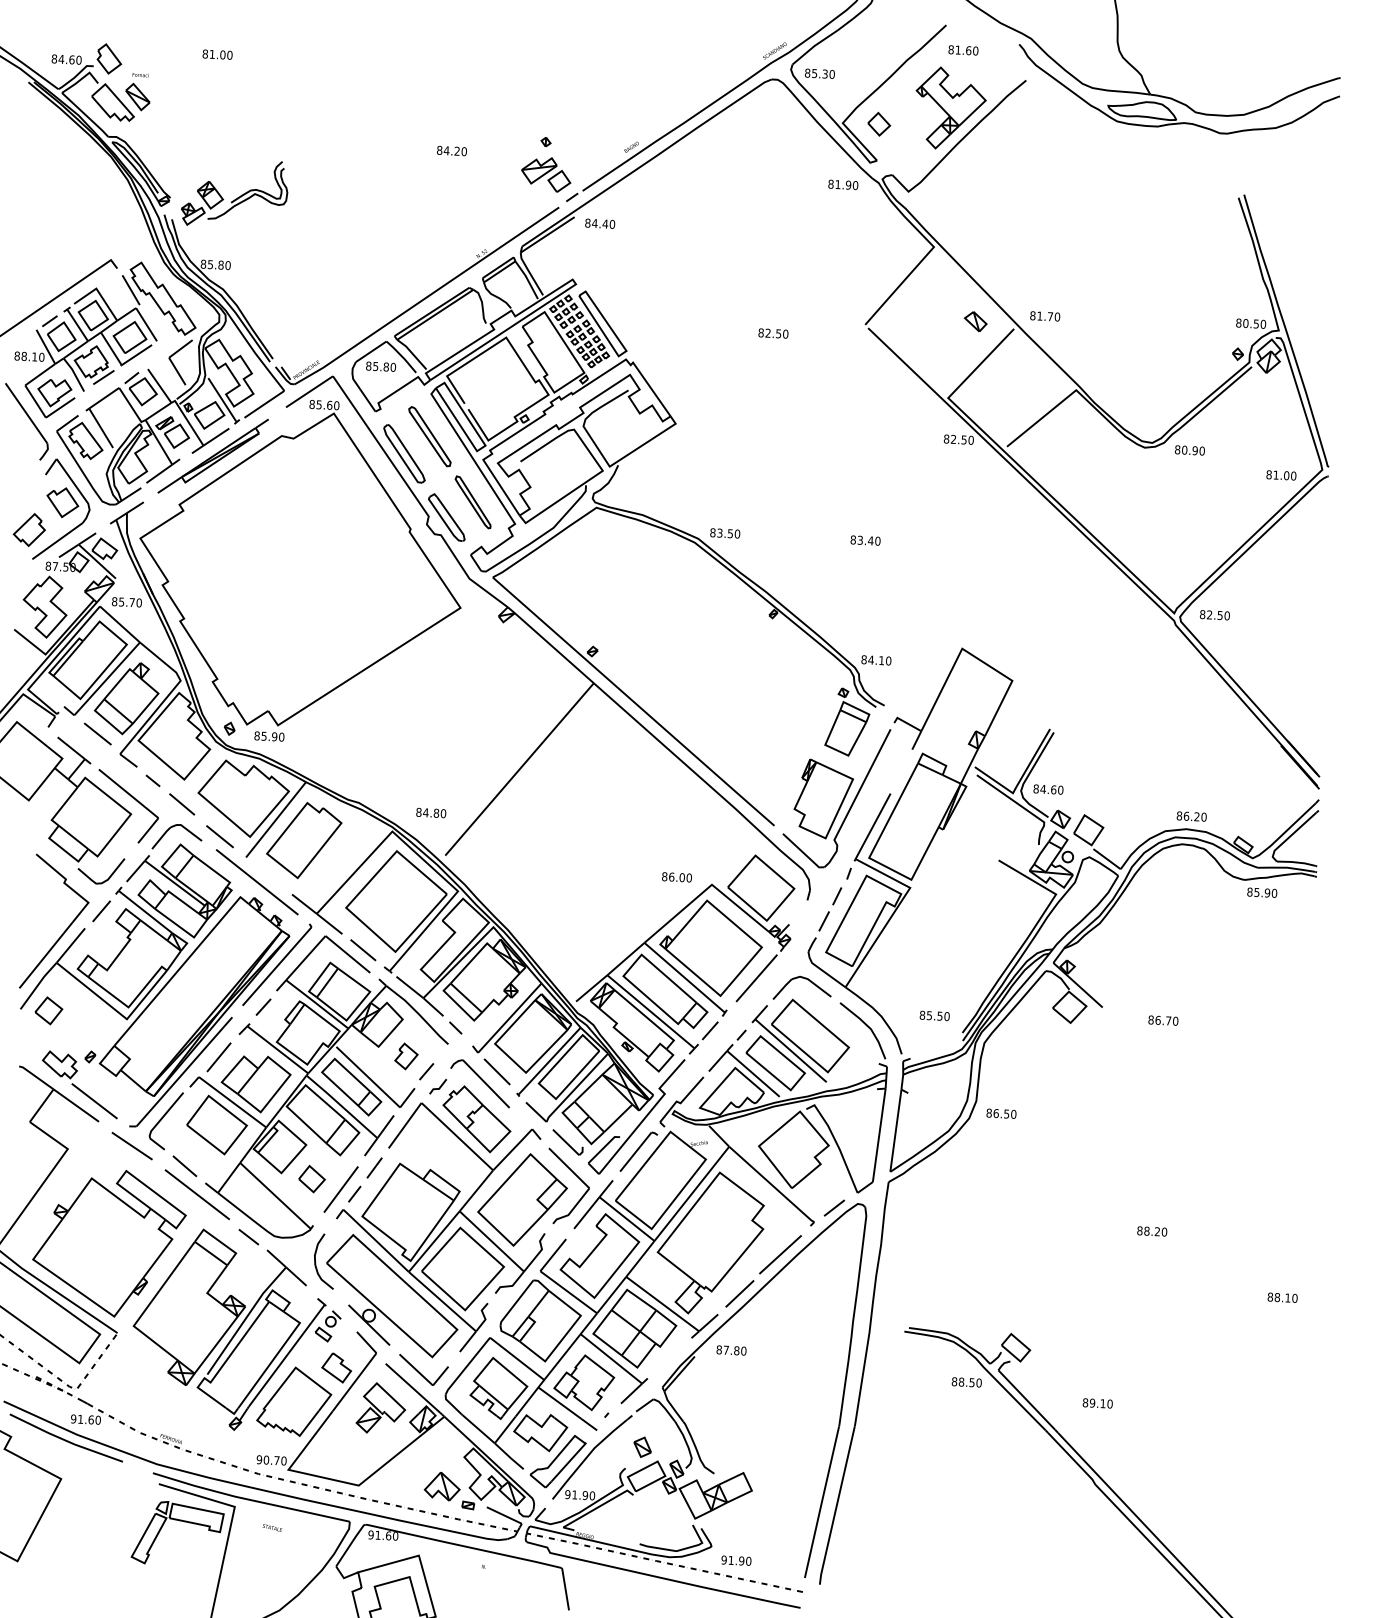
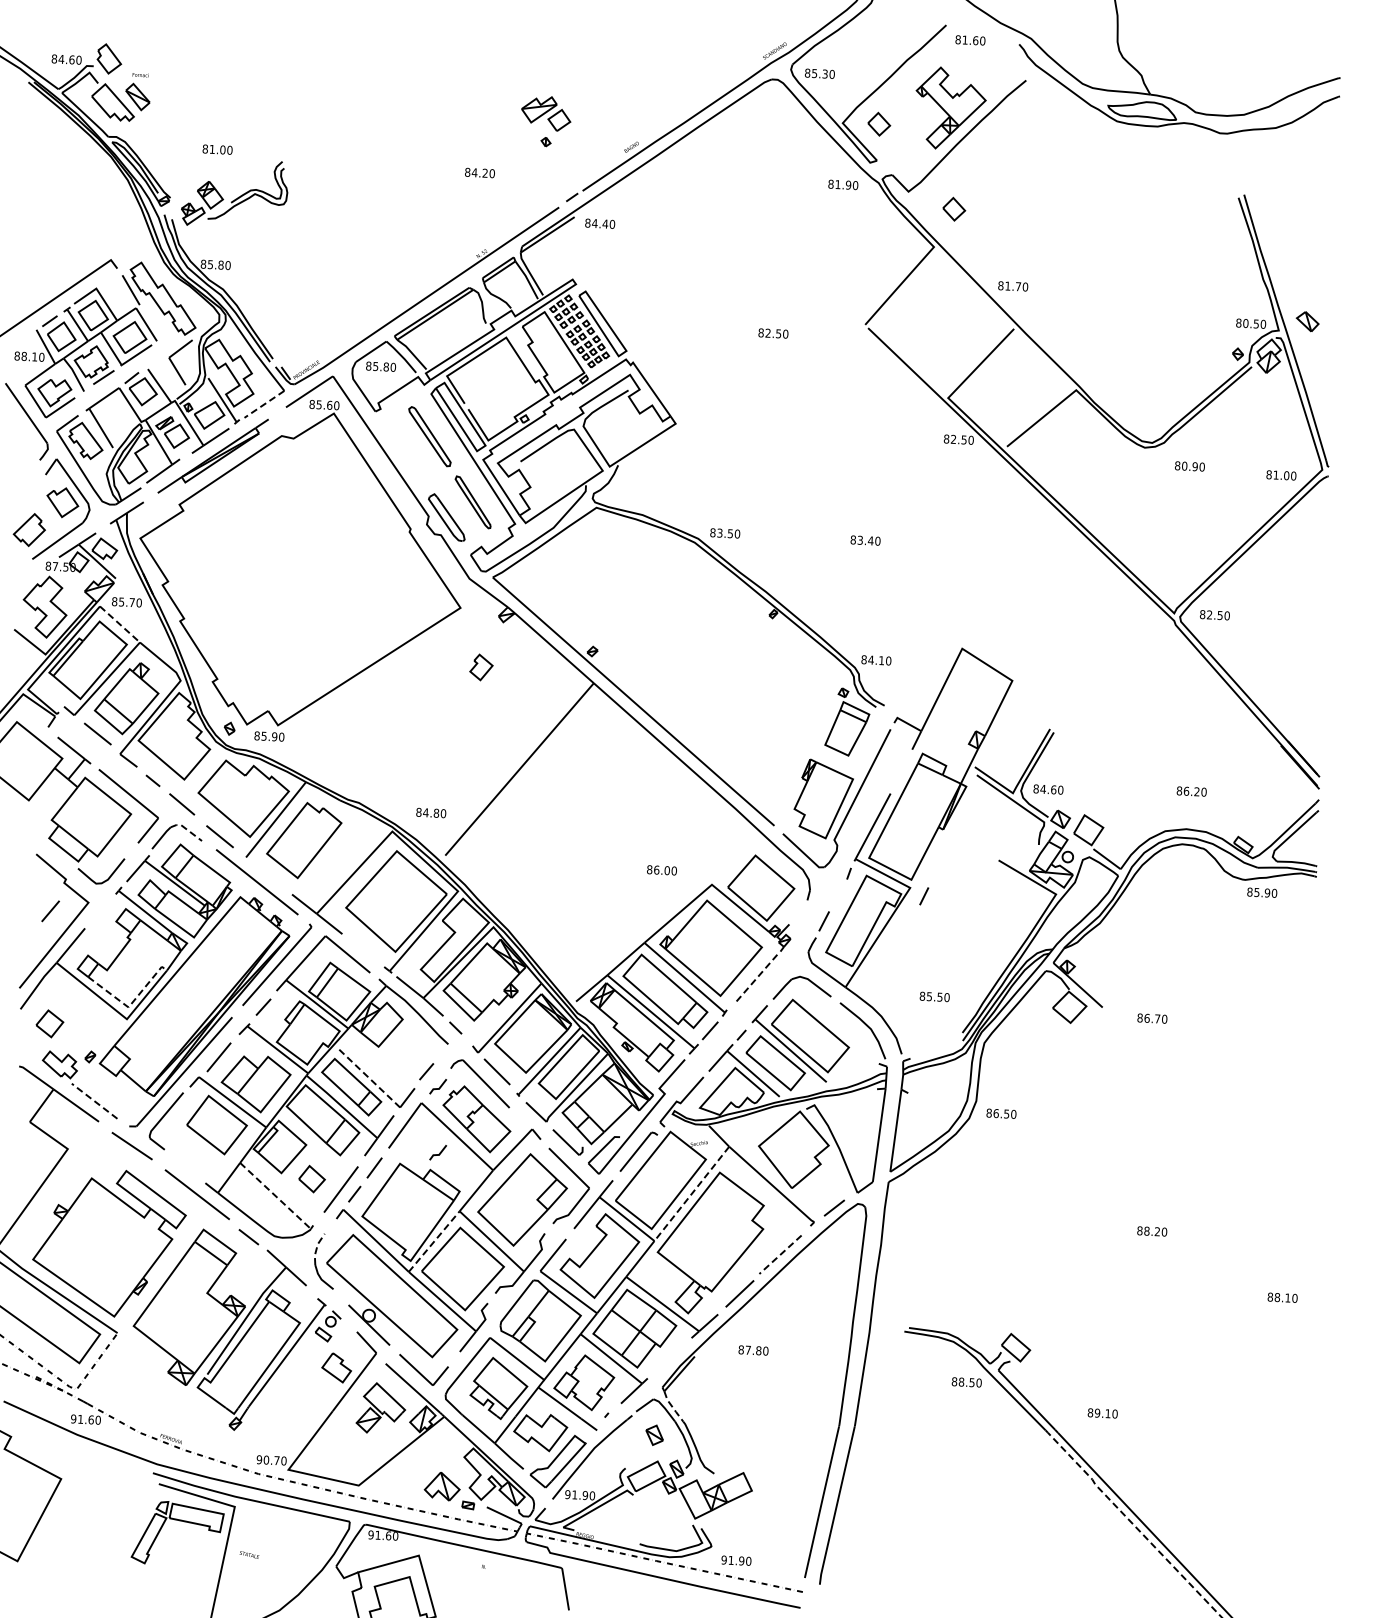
text position: (963, 50) -> (970, 40) (970, 40)
text position: (217, 54) -> (217, 149) (217, 149)
text position: (451, 150) -> (479, 172) (479, 172)
part position: (546, 174) -> (546, 113) (546, 113)
part: none -> present (954, 208)
text position: (1045, 316) -> (1013, 286) (1013, 286)
part position: (975, 321) -> (1307, 321) (1307, 321)
line: solid -> dashed (264, 404)
text position: (1189, 450) -> (1189, 466) (1189, 466)
part: present -> none (404, 453)
line: solid -> dashed (120, 624)
text position: (1191, 816) -> (1191, 791) (1191, 791)
line: solid -> dashed (186, 829)
text position: (676, 877) -> (661, 870) (661, 870)
line position: (837, 896) -> (924, 896) (924, 896)
line position: (101, 911) -> (50, 911) (50, 911)
line: present -> none (363, 950)
line: solid -> dashed (756, 978)
line: solid -> dashed (131, 1003)
part position: (48, 1010) -> (49, 1023) (49, 1023)
text position: (934, 1015) -> (934, 996) (934, 996)
text position: (1163, 1020) -> (1152, 1018) (1152, 1018)
part position: (406, 1056) -> (481, 667) (481, 667)
line: solid -> dashed (367, 1076)
line: solid -> dashed (94, 1101)
line: none -> present (439, 1152)
line: present -> none (184, 1166)
line: solid -> dashed (691, 1194)
line: solid -> dashed (275, 1196)
line: solid -> dashed (434, 1241)
line: solid -> dashed (316, 1247)
line: solid -> dashed (780, 1254)
text position: (731, 1350) -> (753, 1350) (753, 1350)
part: present -> none (294, 1401)
text position: (1097, 1403) -> (1102, 1413) (1102, 1413)
line: solid -> dashed (672, 1407)
line: present -> none (65, 1439)
part position: (642, 1446) -> (654, 1434) (654, 1434)
line: solid -> dashed (1133, 1524)
text position: (272, 1527) -> (249, 1554) (249, 1554)
